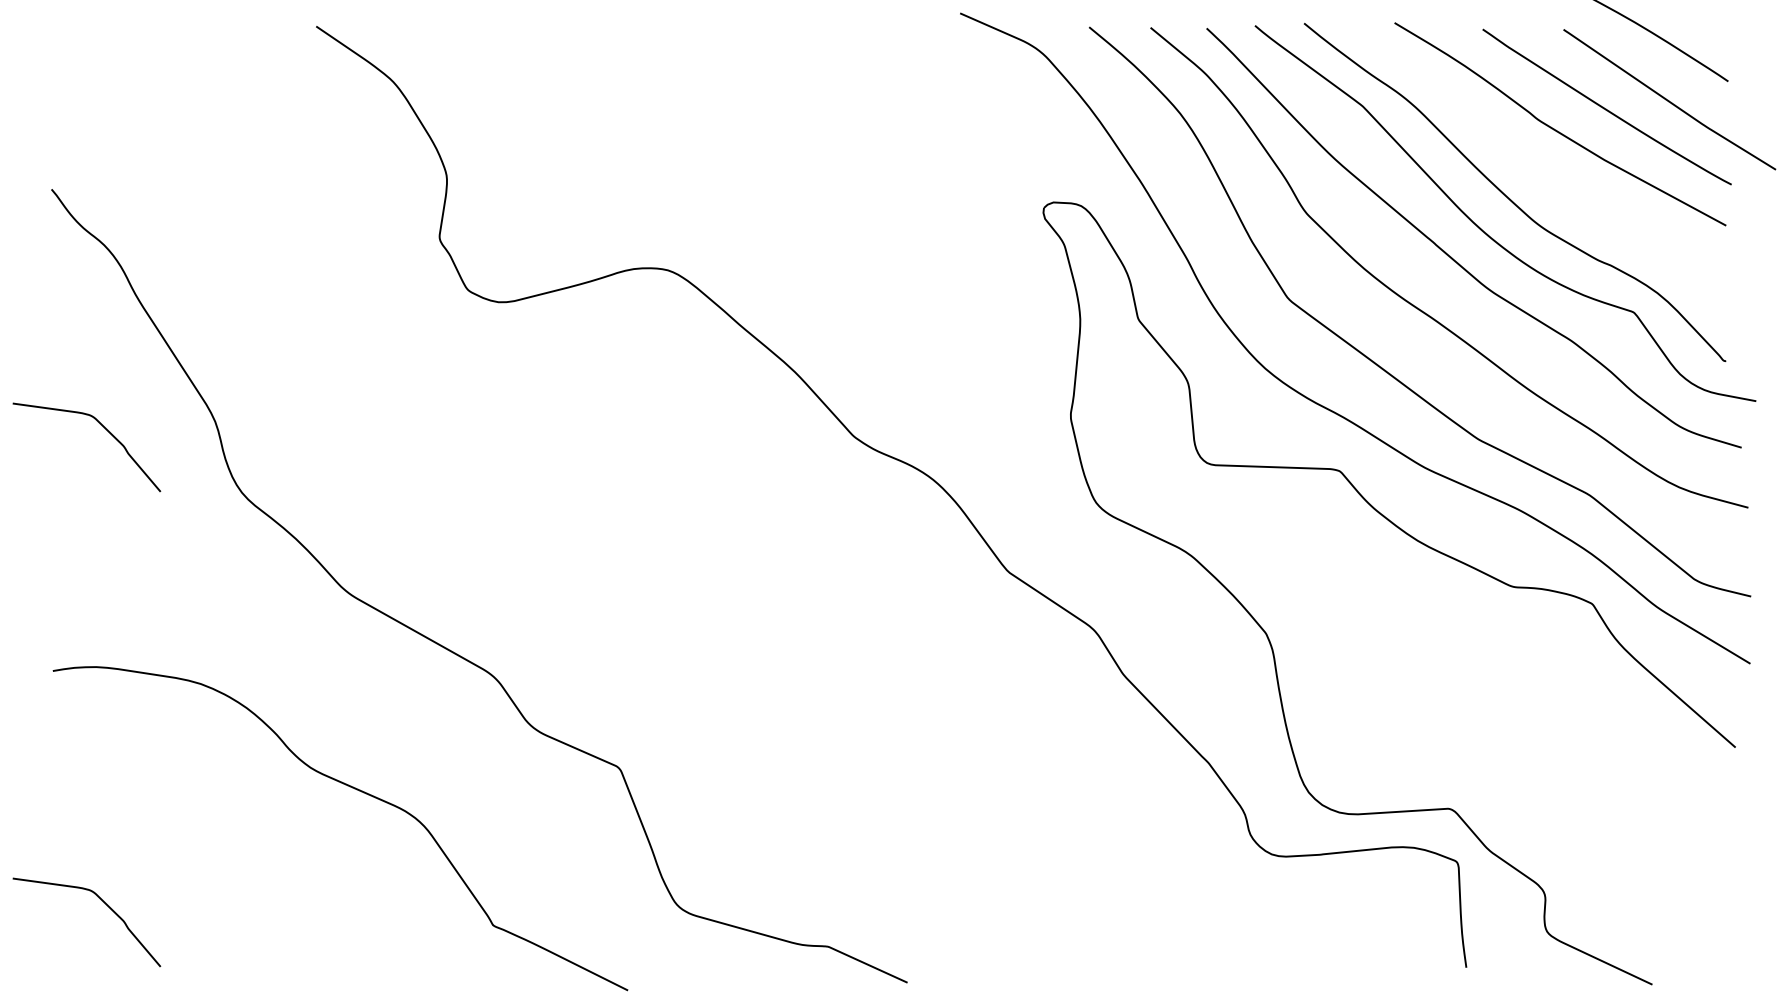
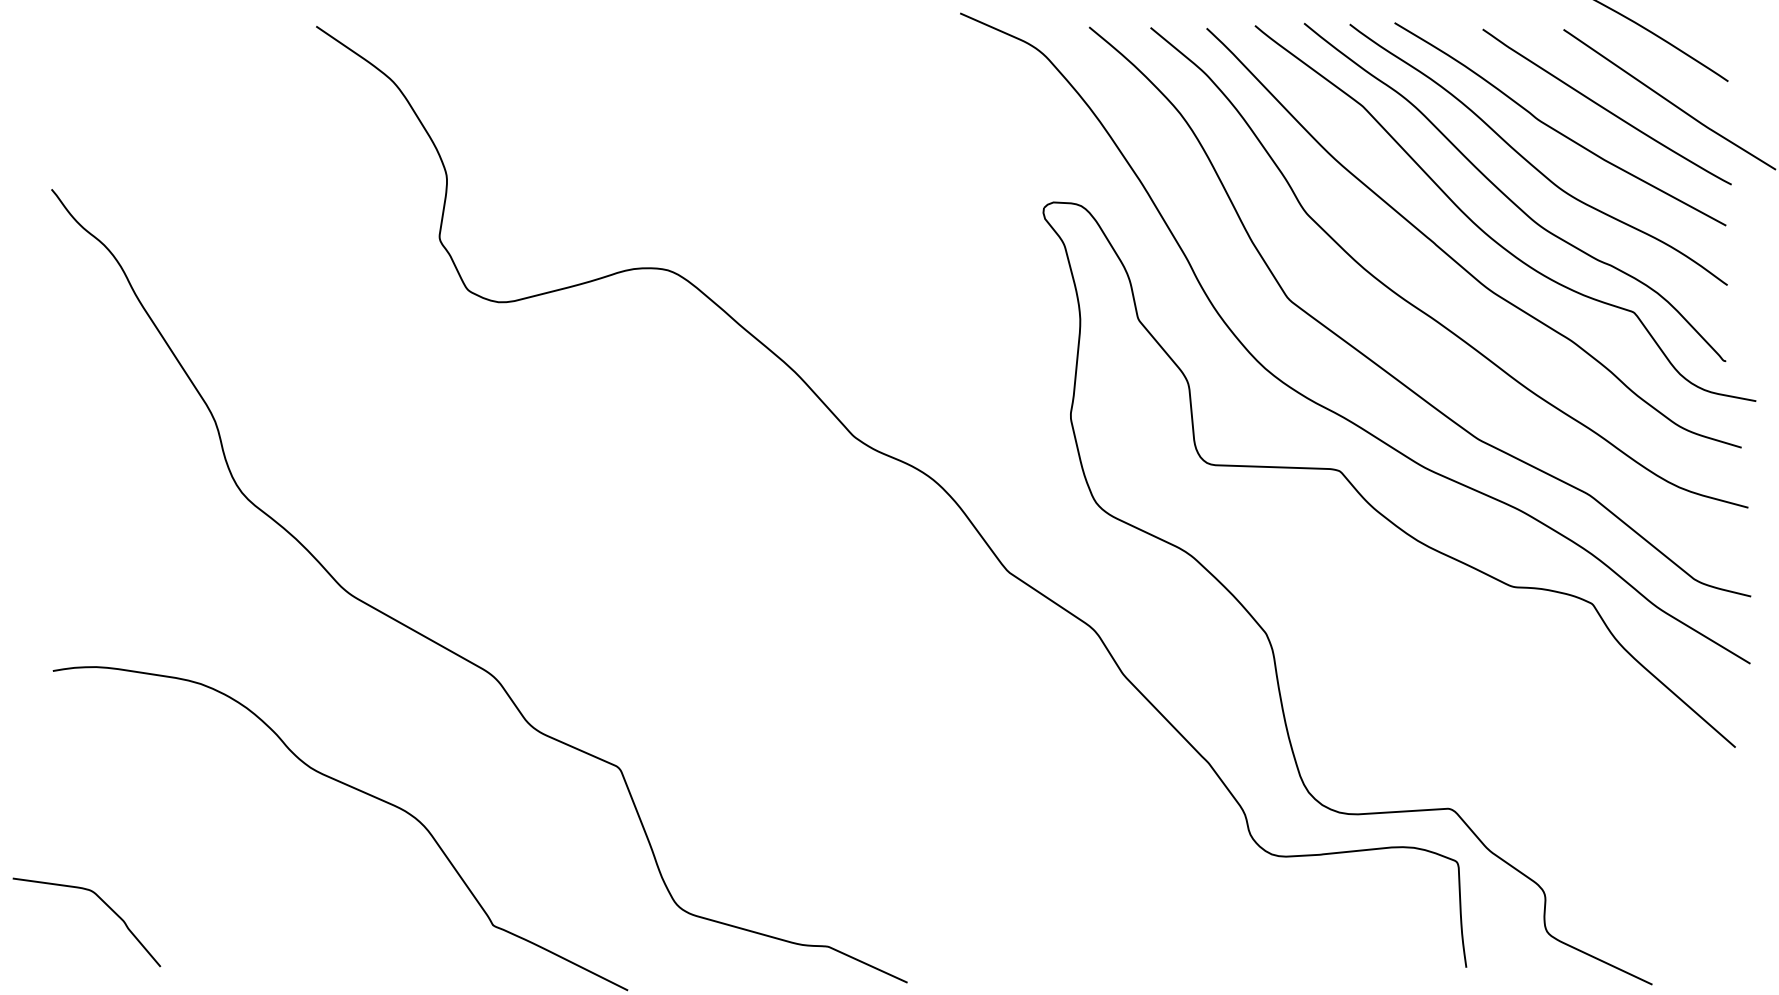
curve: none -> present (1530, 162)
curve: present -> none (104, 428)
